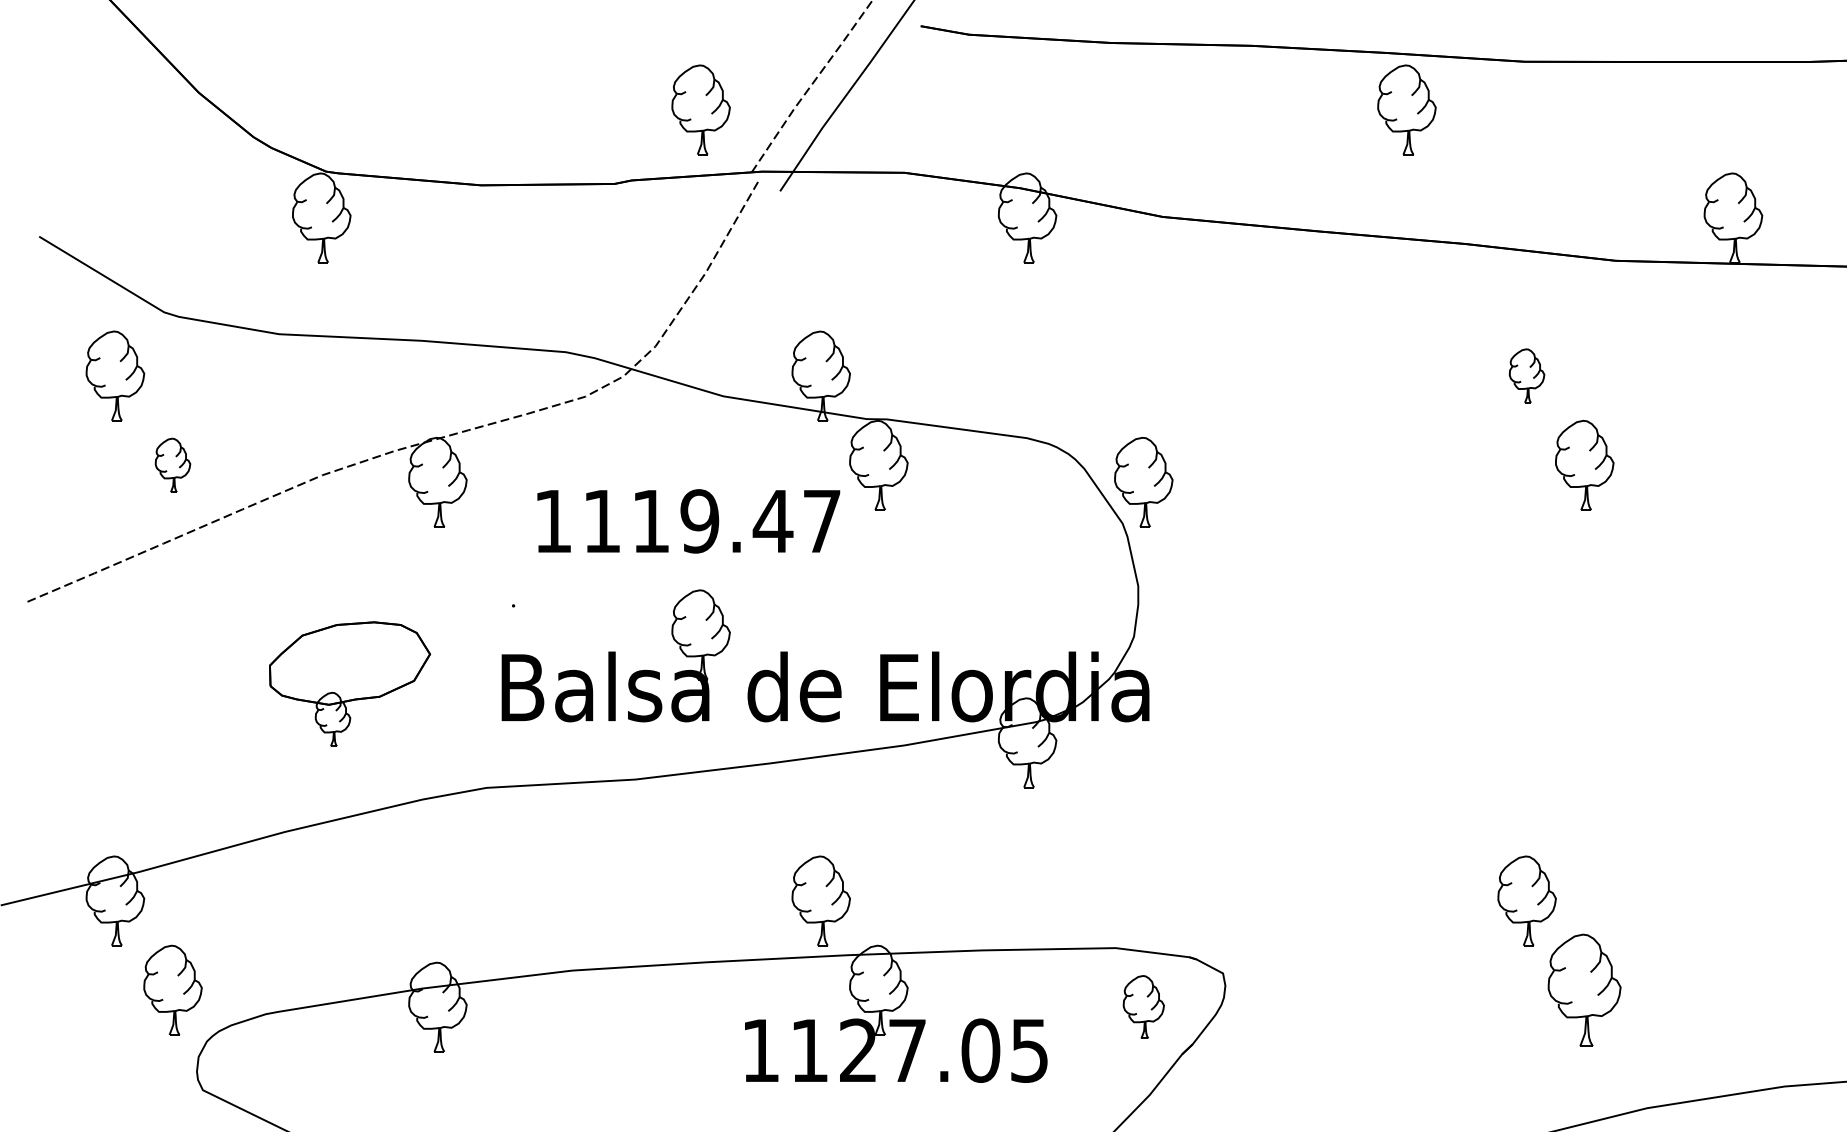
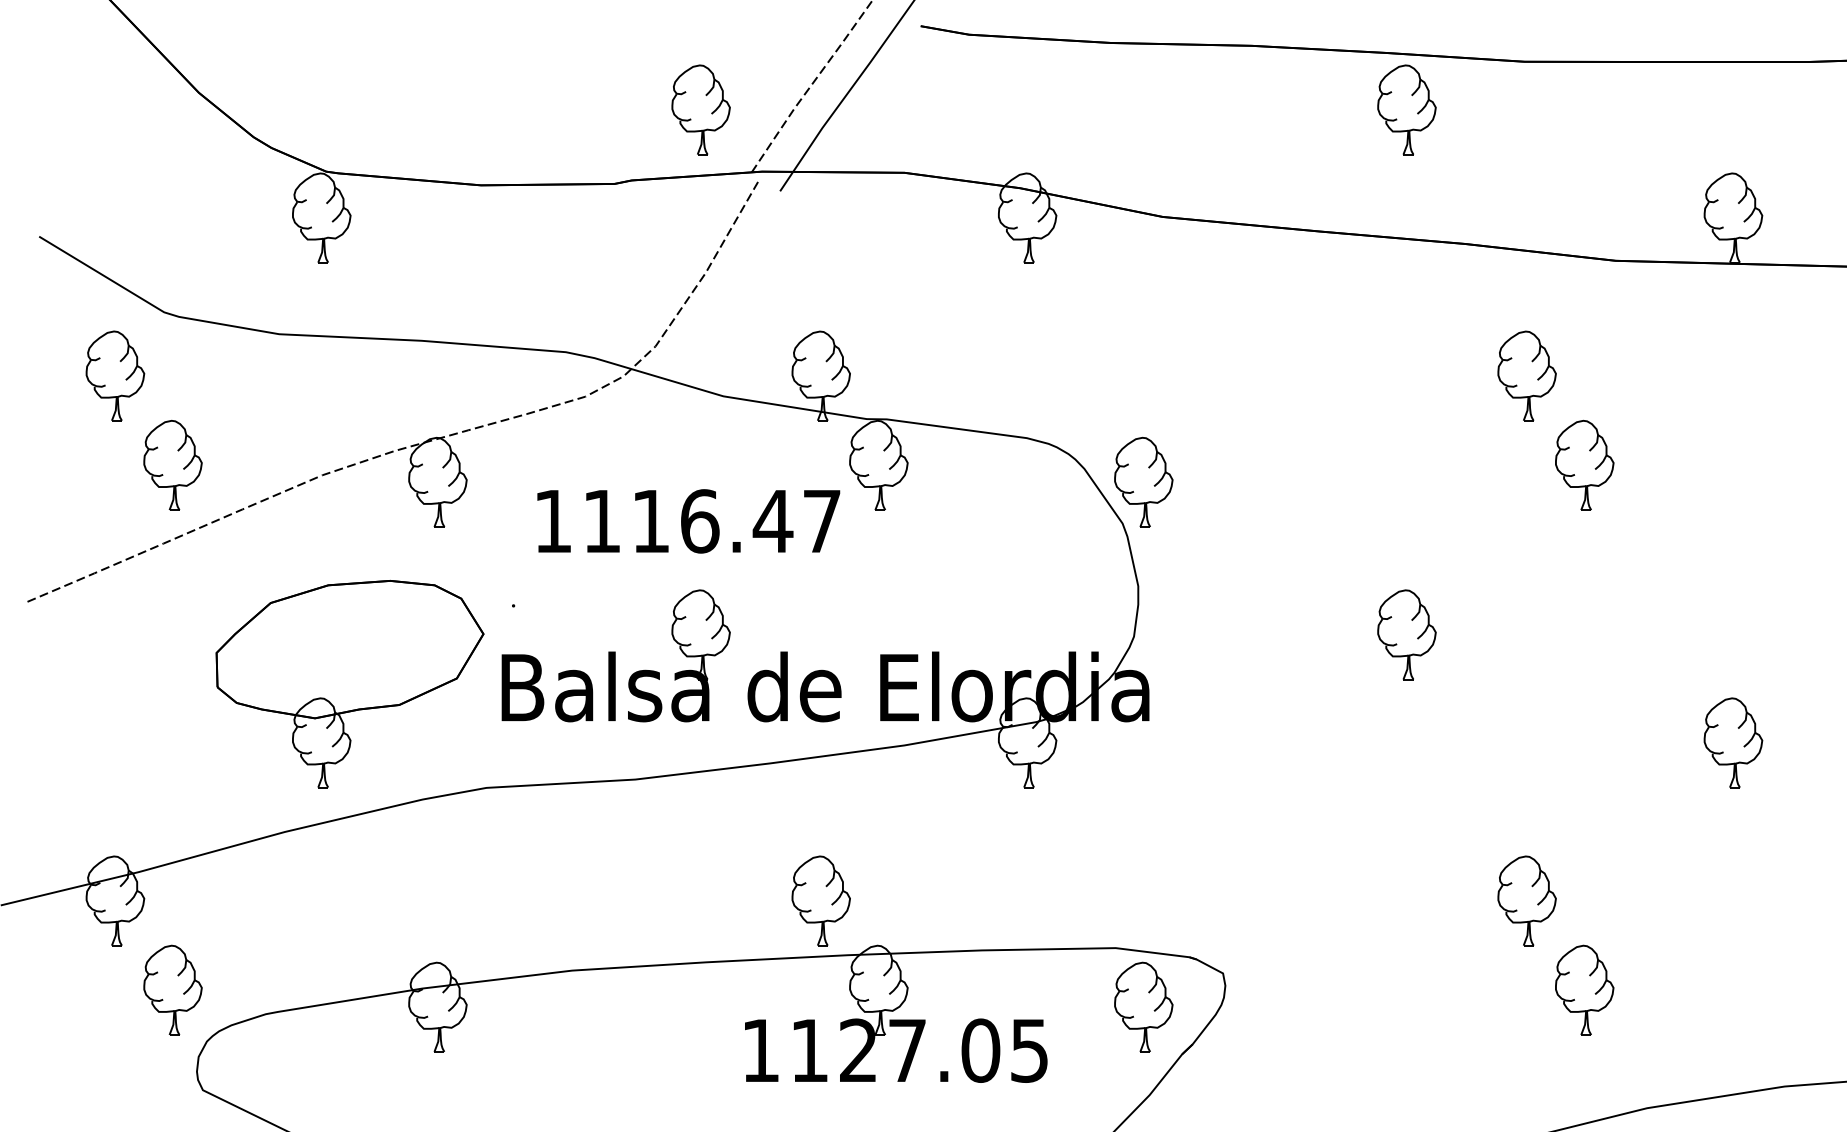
part size: 37x56 px -> 60x92 px (1526, 375)
part size: 38x56 px -> 60x91 px (172, 465)
text: 1119.47 -> 1116.47 (699, 521)
part: none -> present (1406, 634)
part size: 163x126 px -> 270x209 px (349, 684)
part: none -> present (1733, 742)
part size: 75x114 px -> 60x92 px (1584, 989)
part size: 43x64 px -> 60x92 px (1143, 1006)
